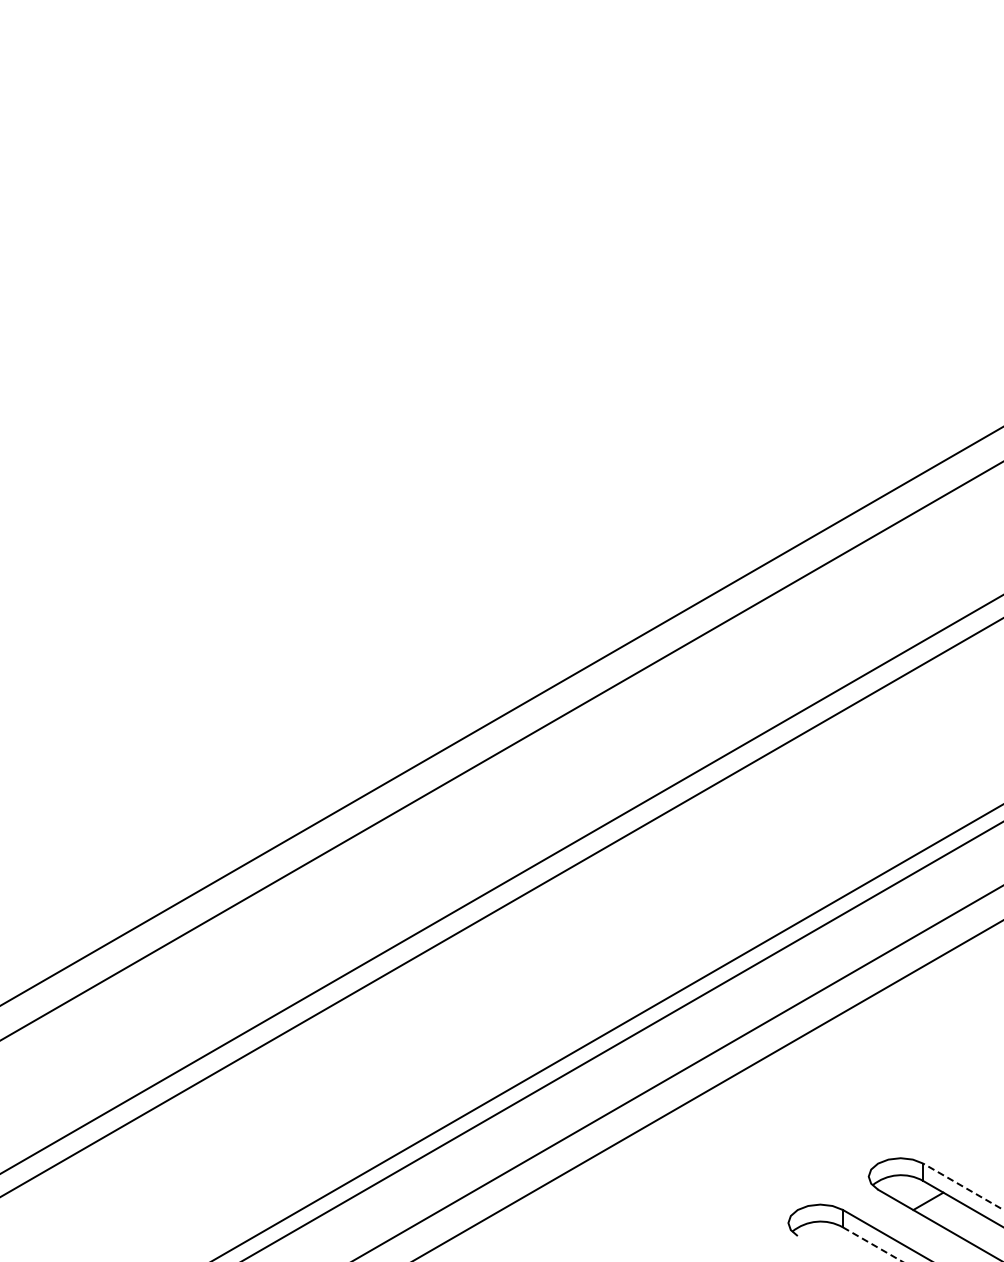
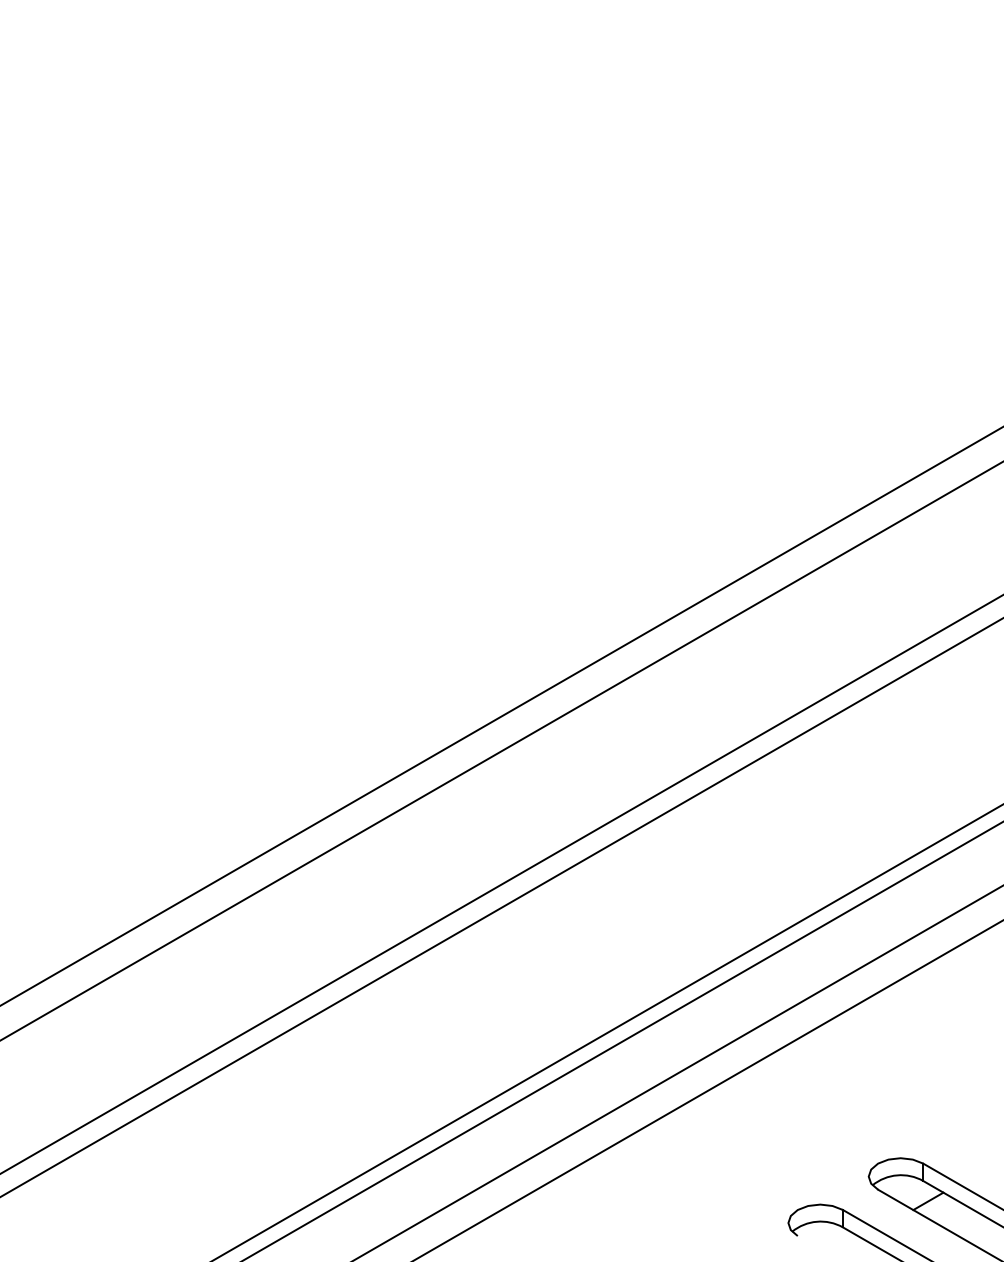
line: dashed -> solid (963, 1186)
line: dashed -> solid (873, 1244)
